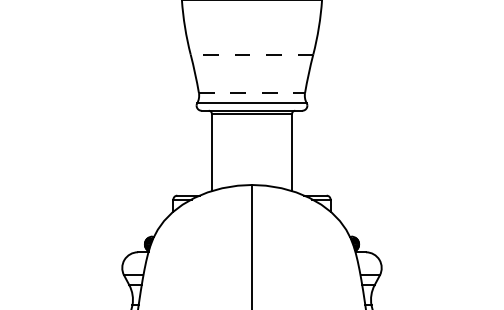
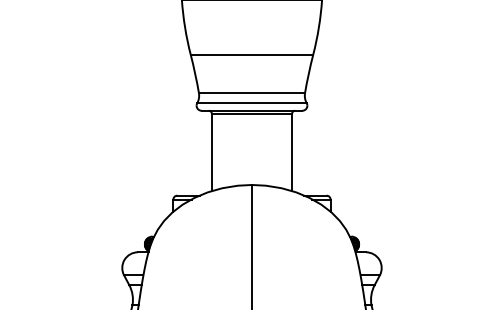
line: dashed -> solid (251, 54)
line: dashed -> solid (252, 93)
